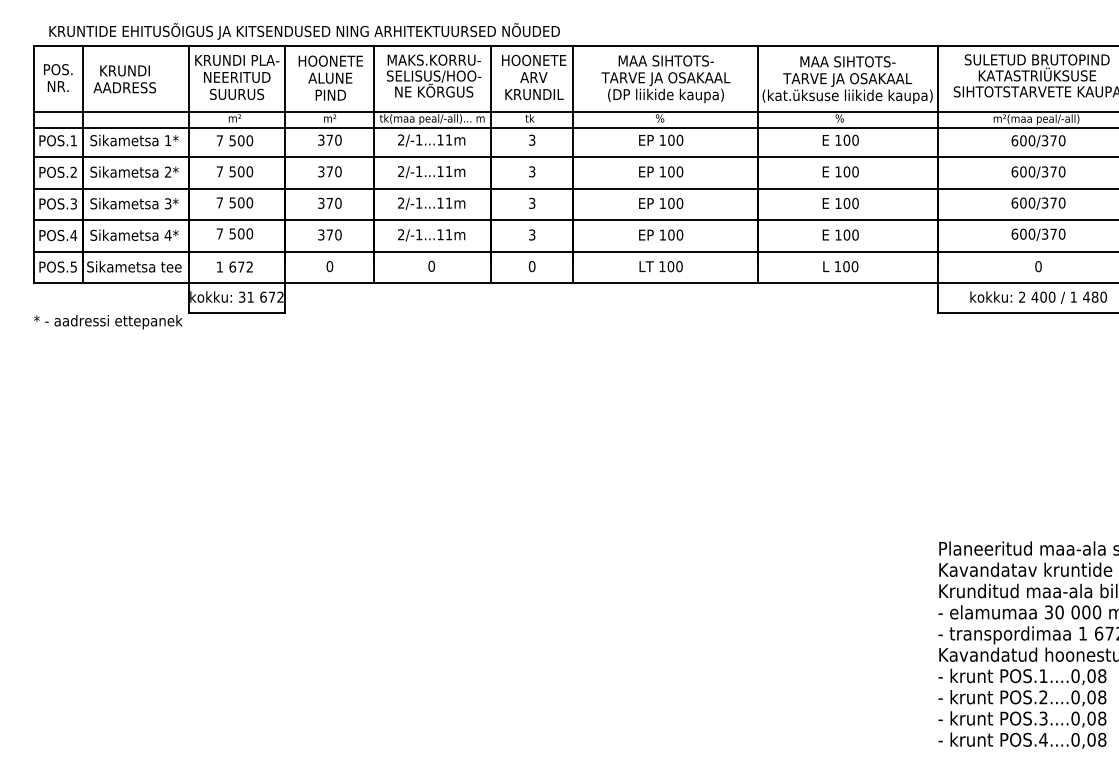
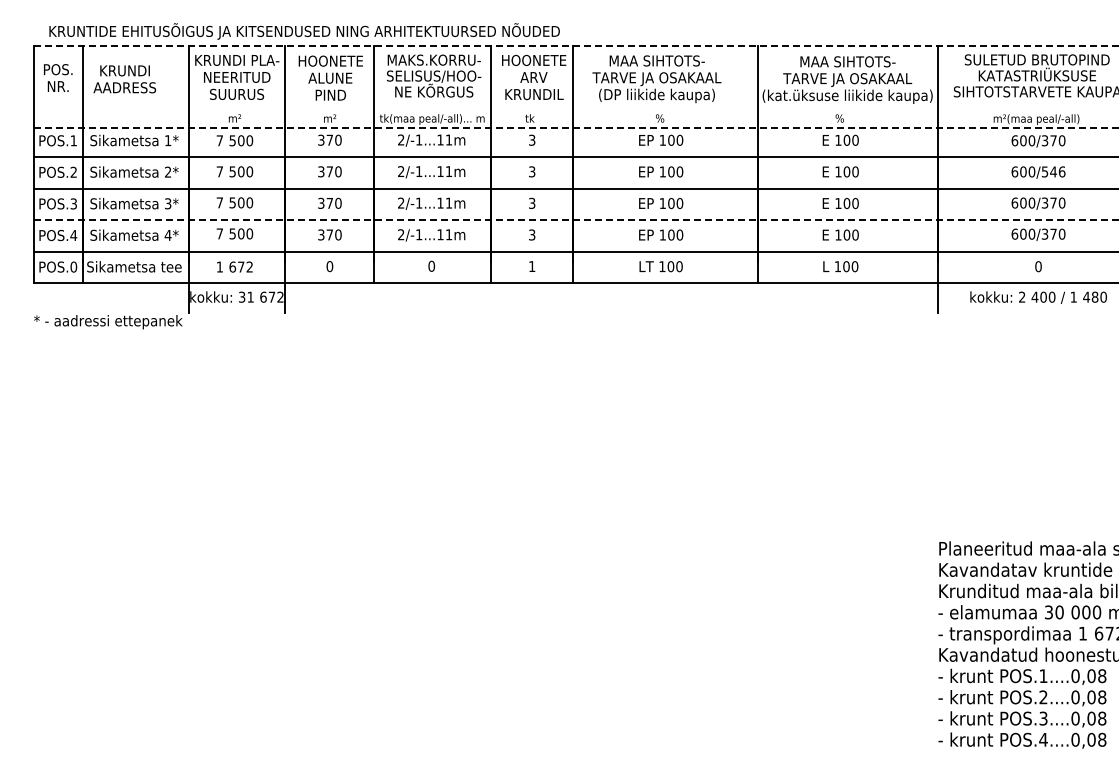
line: solid -> dashed (576, 46)
text position: (665, 79) -> (656, 79) (656, 79)
line: present -> none (574, 111)
line: solid -> dashed (576, 127)
text: 600/370 -> 600/546 (1053, 171)
line: solid -> dashed (576, 220)
text: POS.5 -> POS.0 (73, 266)
text: 0 -> 1 (531, 266)
line: present -> none (236, 312)
line: present -> none (1026, 312)
